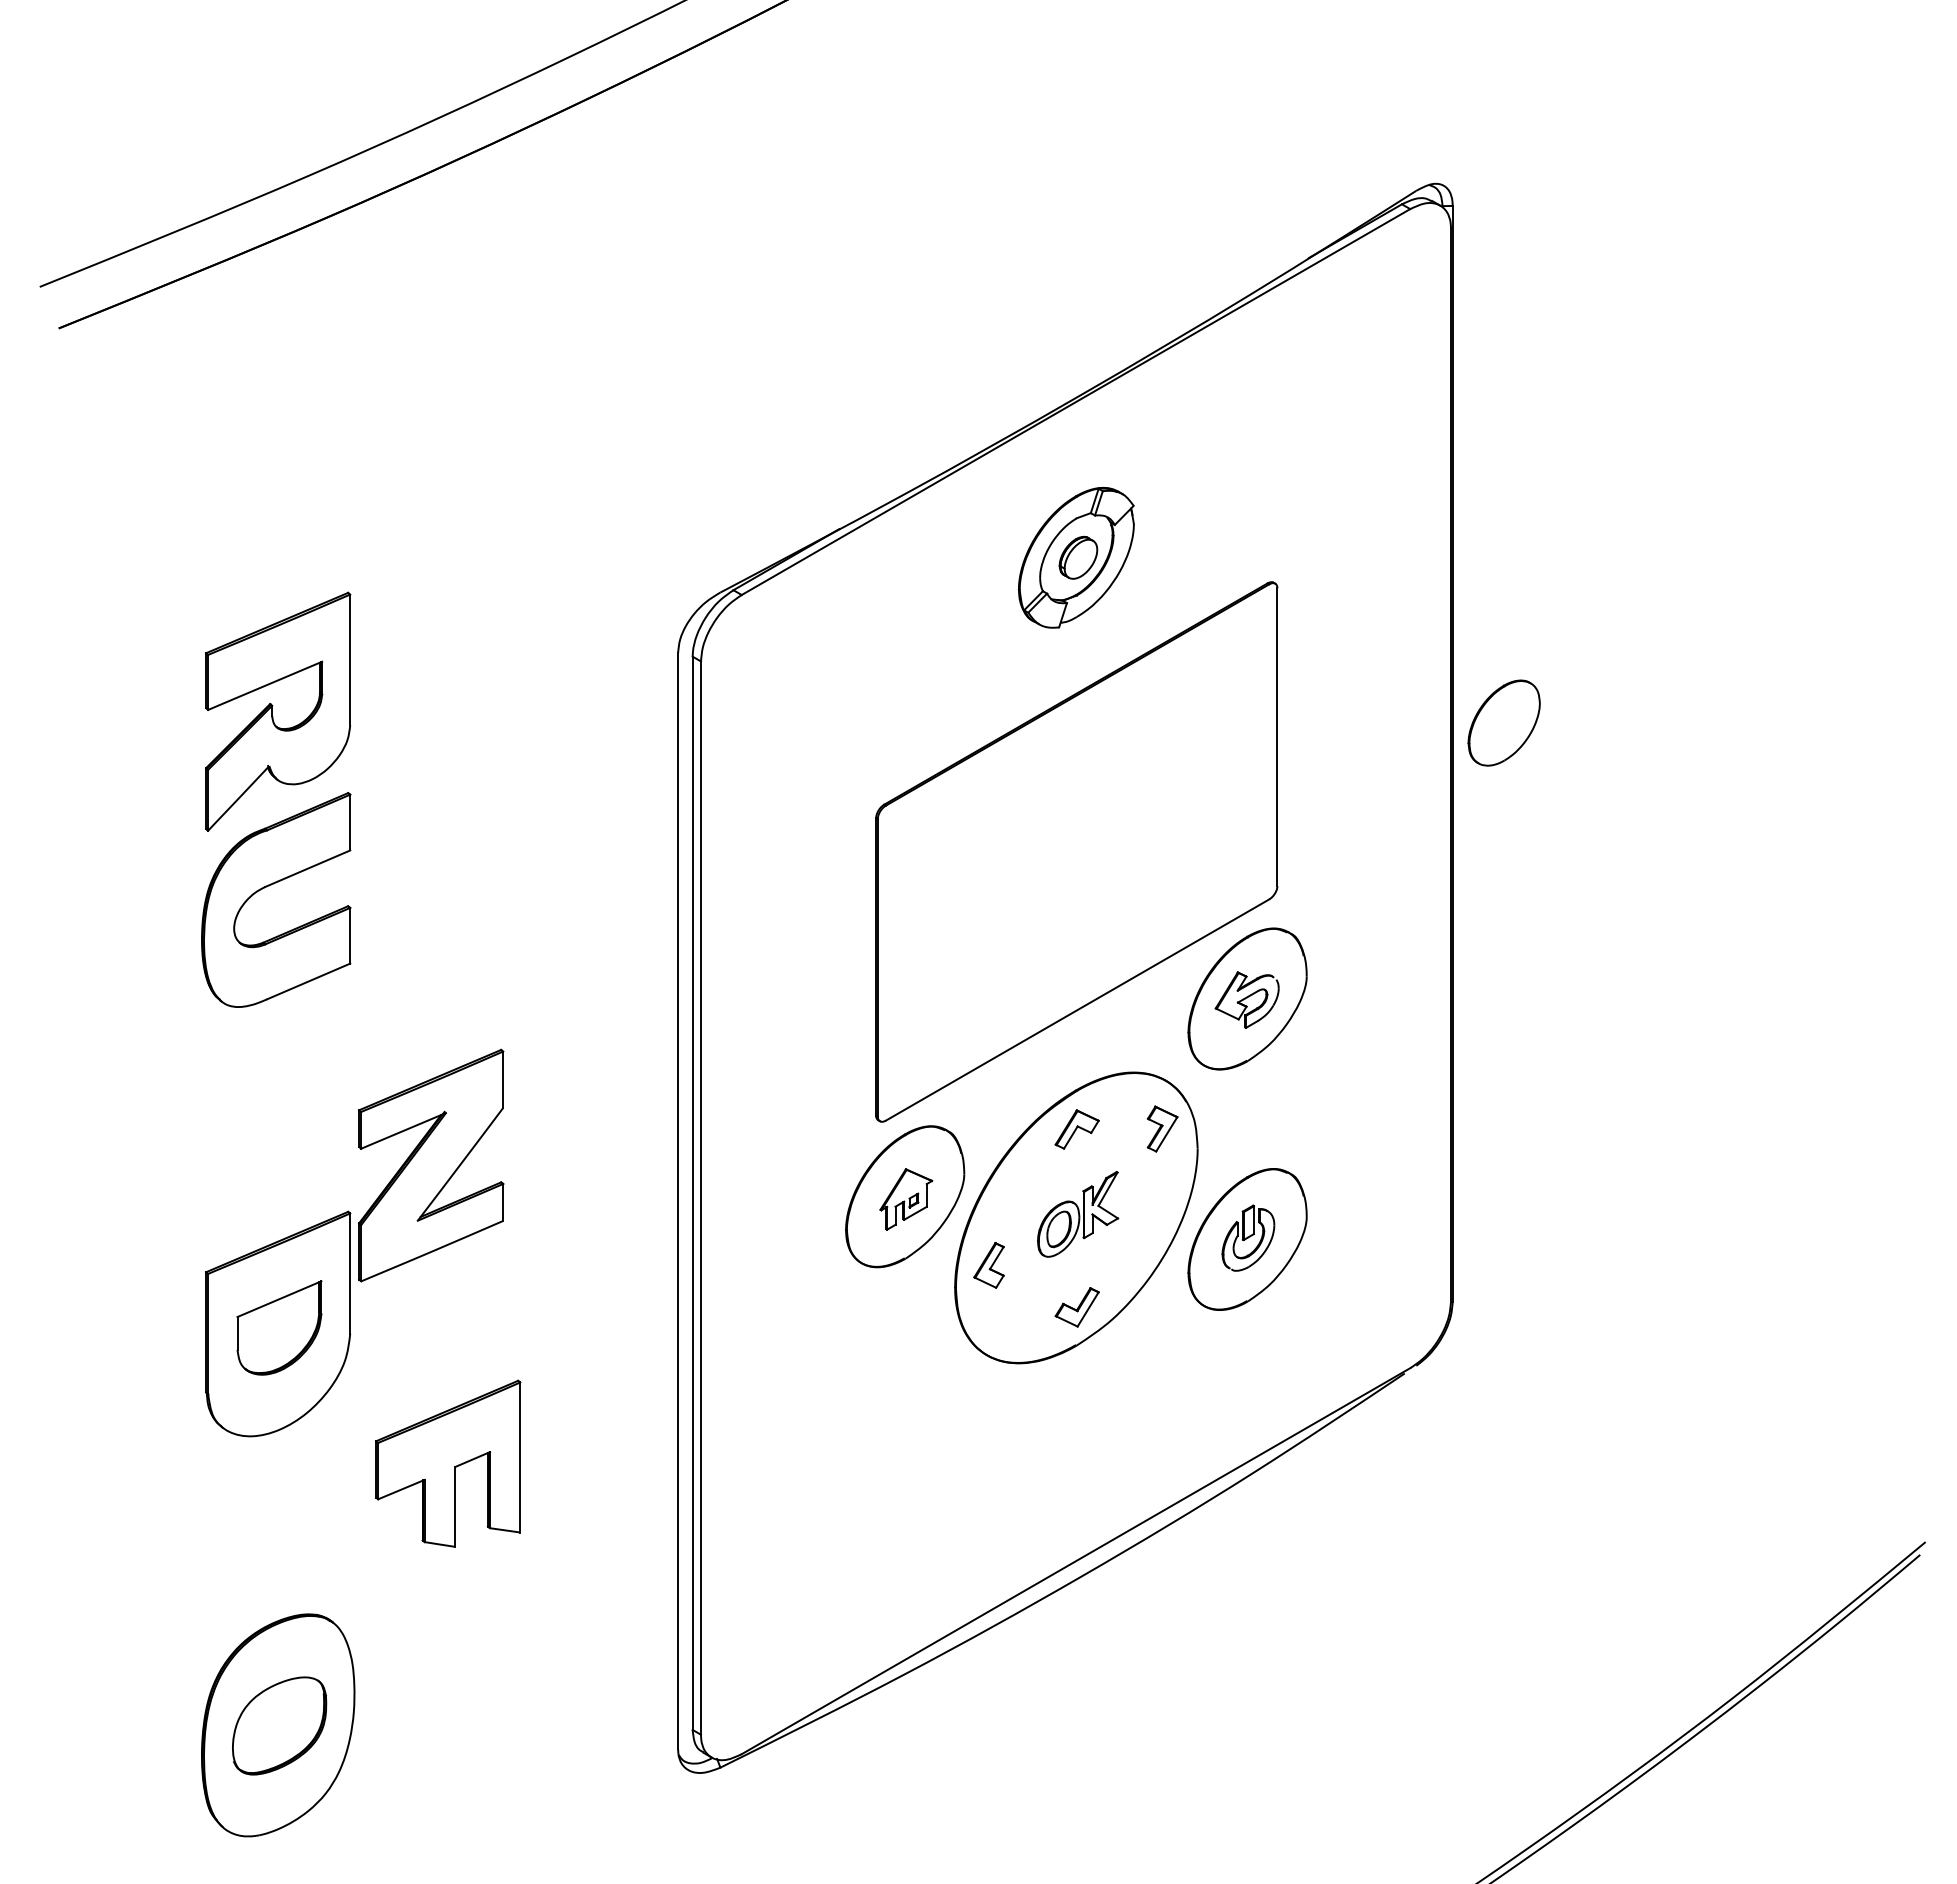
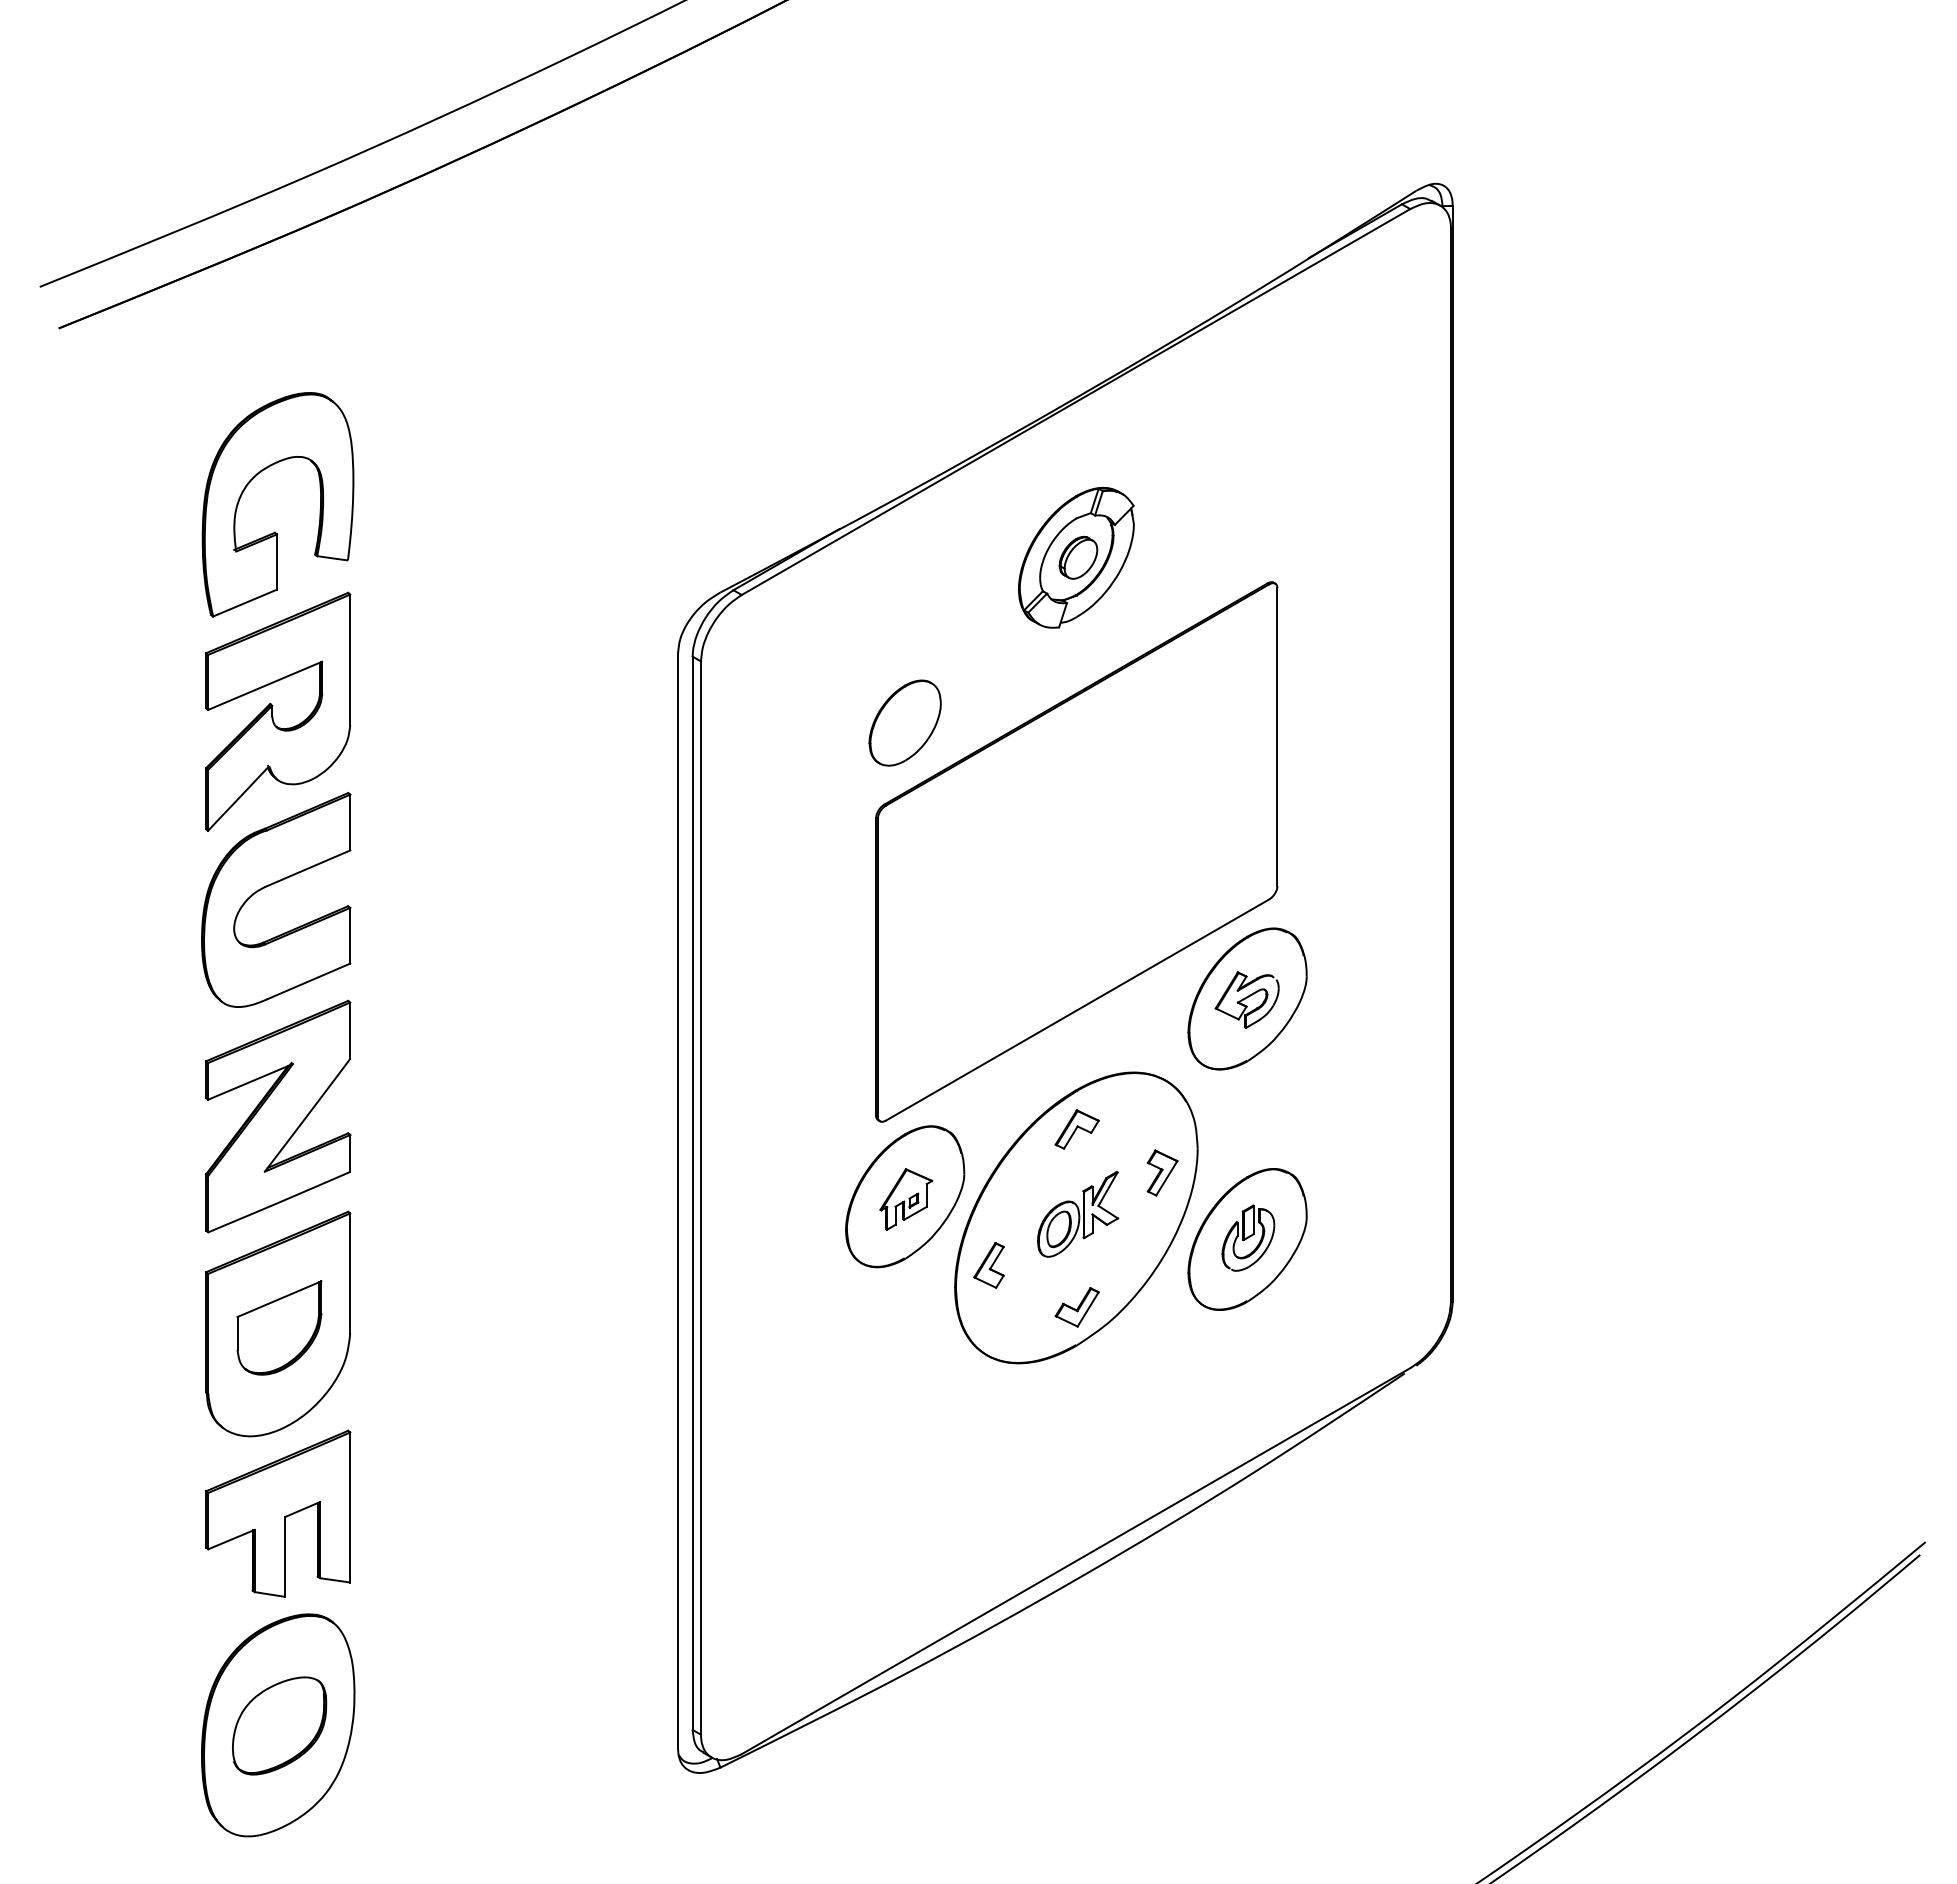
part: none -> present (275, 531)
part position: (1503, 722) -> (904, 722) (904, 722)
part position: (1162, 1128) -> (1162, 1172) (1162, 1172)
part position: (431, 1165) -> (278, 1116) (278, 1116)
part position: (448, 1463) -> (278, 1513) (278, 1513)
